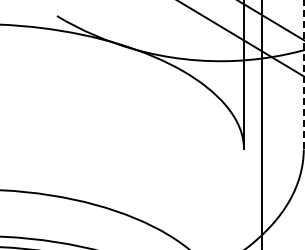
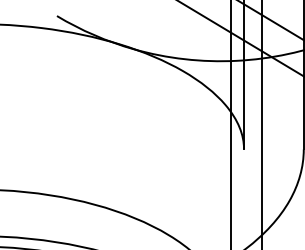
line: dashed -> solid (303, 74)
line: none -> present (230, 124)
